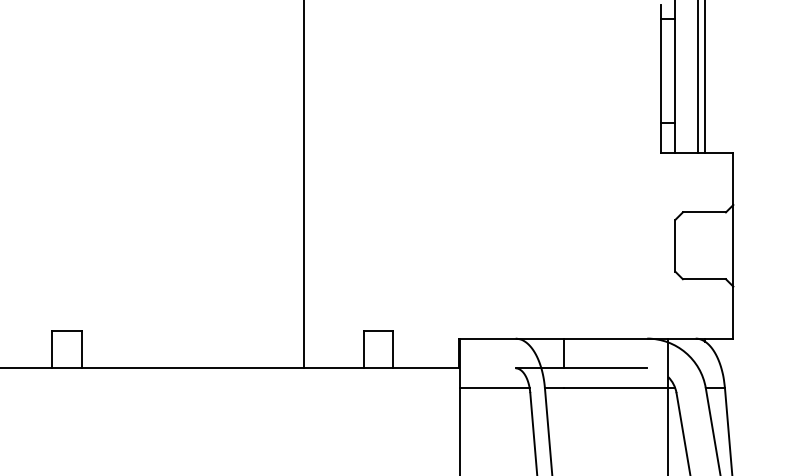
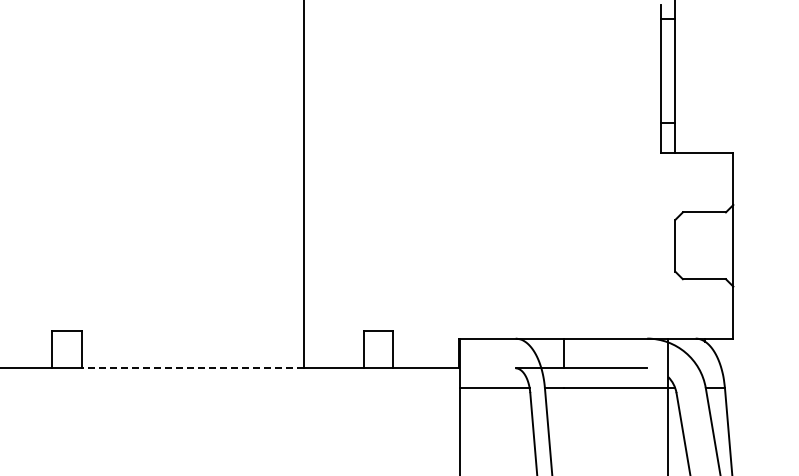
line: present -> none (697, 77)
line: present -> none (705, 77)
line: solid -> dashed (192, 368)
